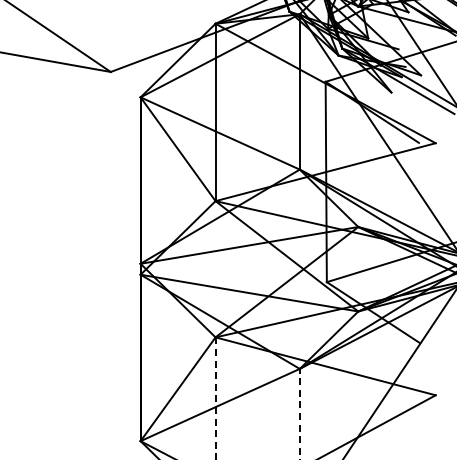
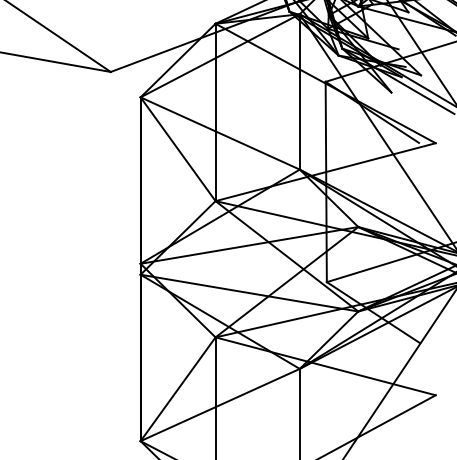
line: dashed -> solid (215, 399)
line: dashed -> solid (299, 413)
